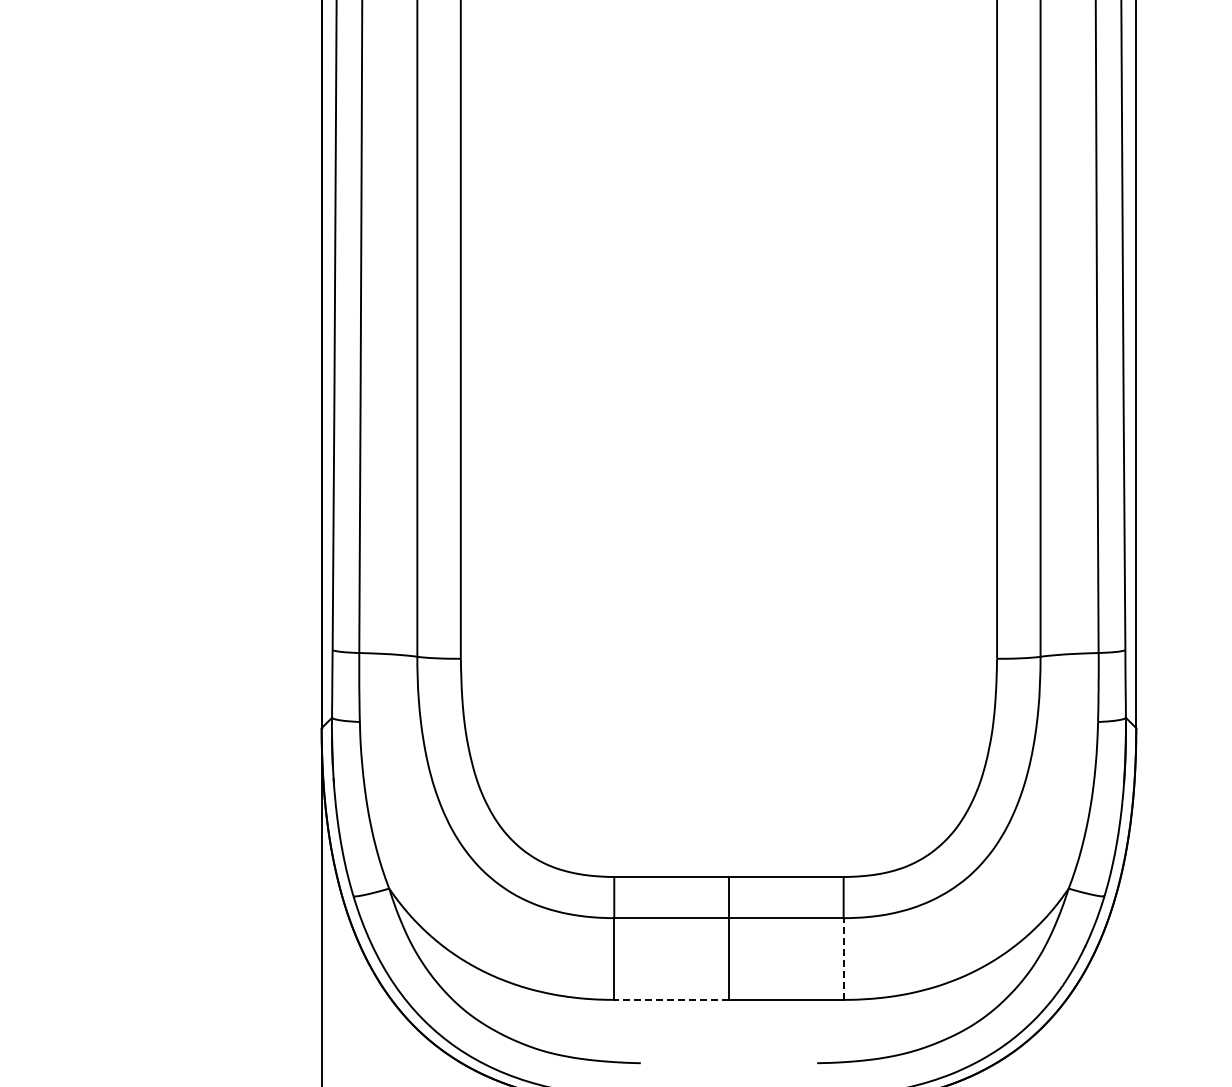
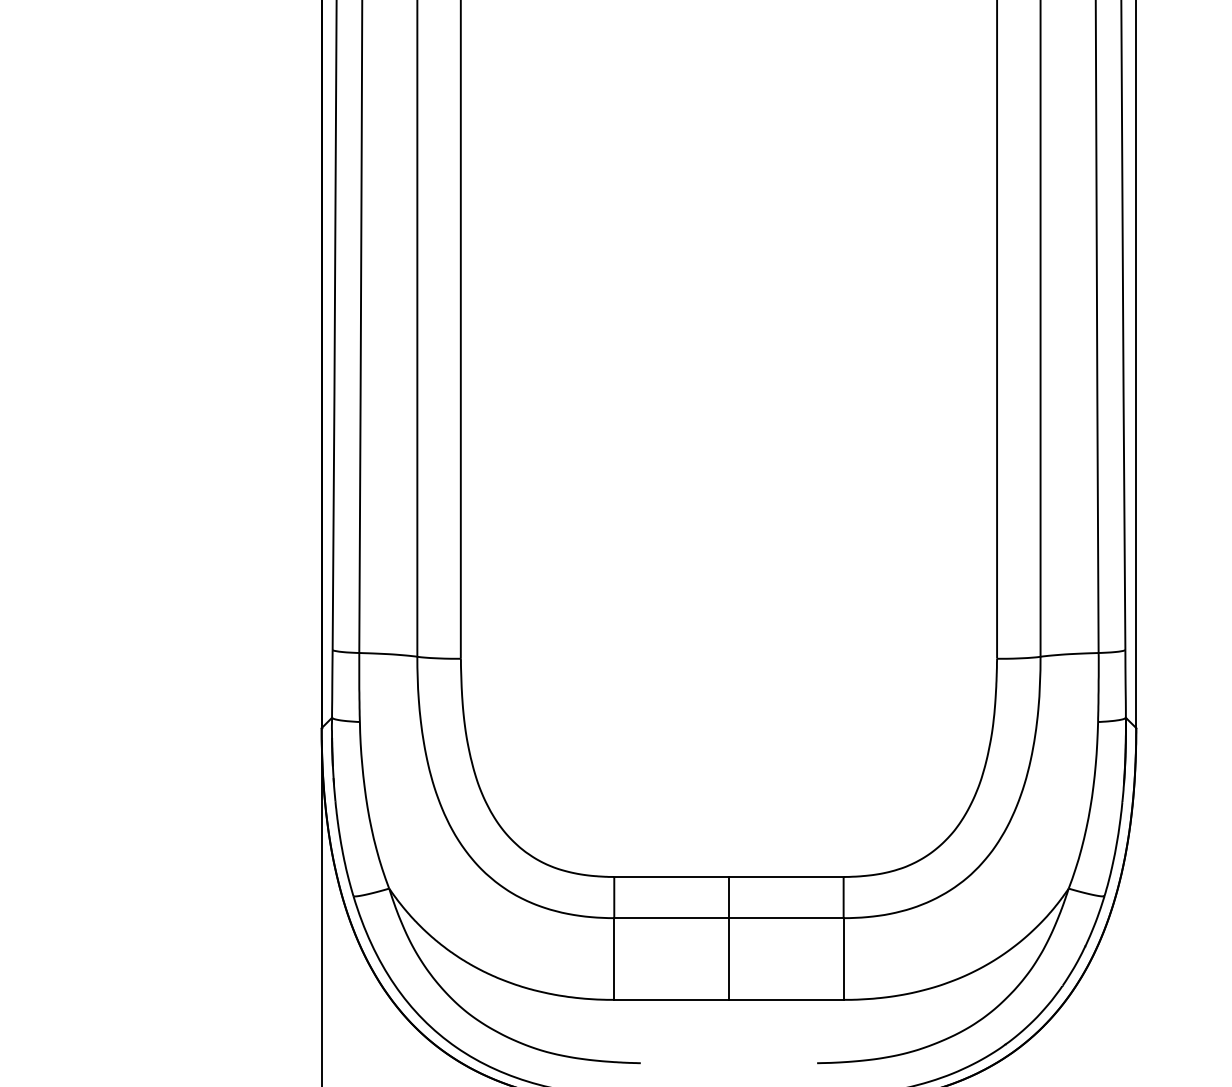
line: dashed -> solid (843, 959)
line: dashed -> solid (671, 999)
